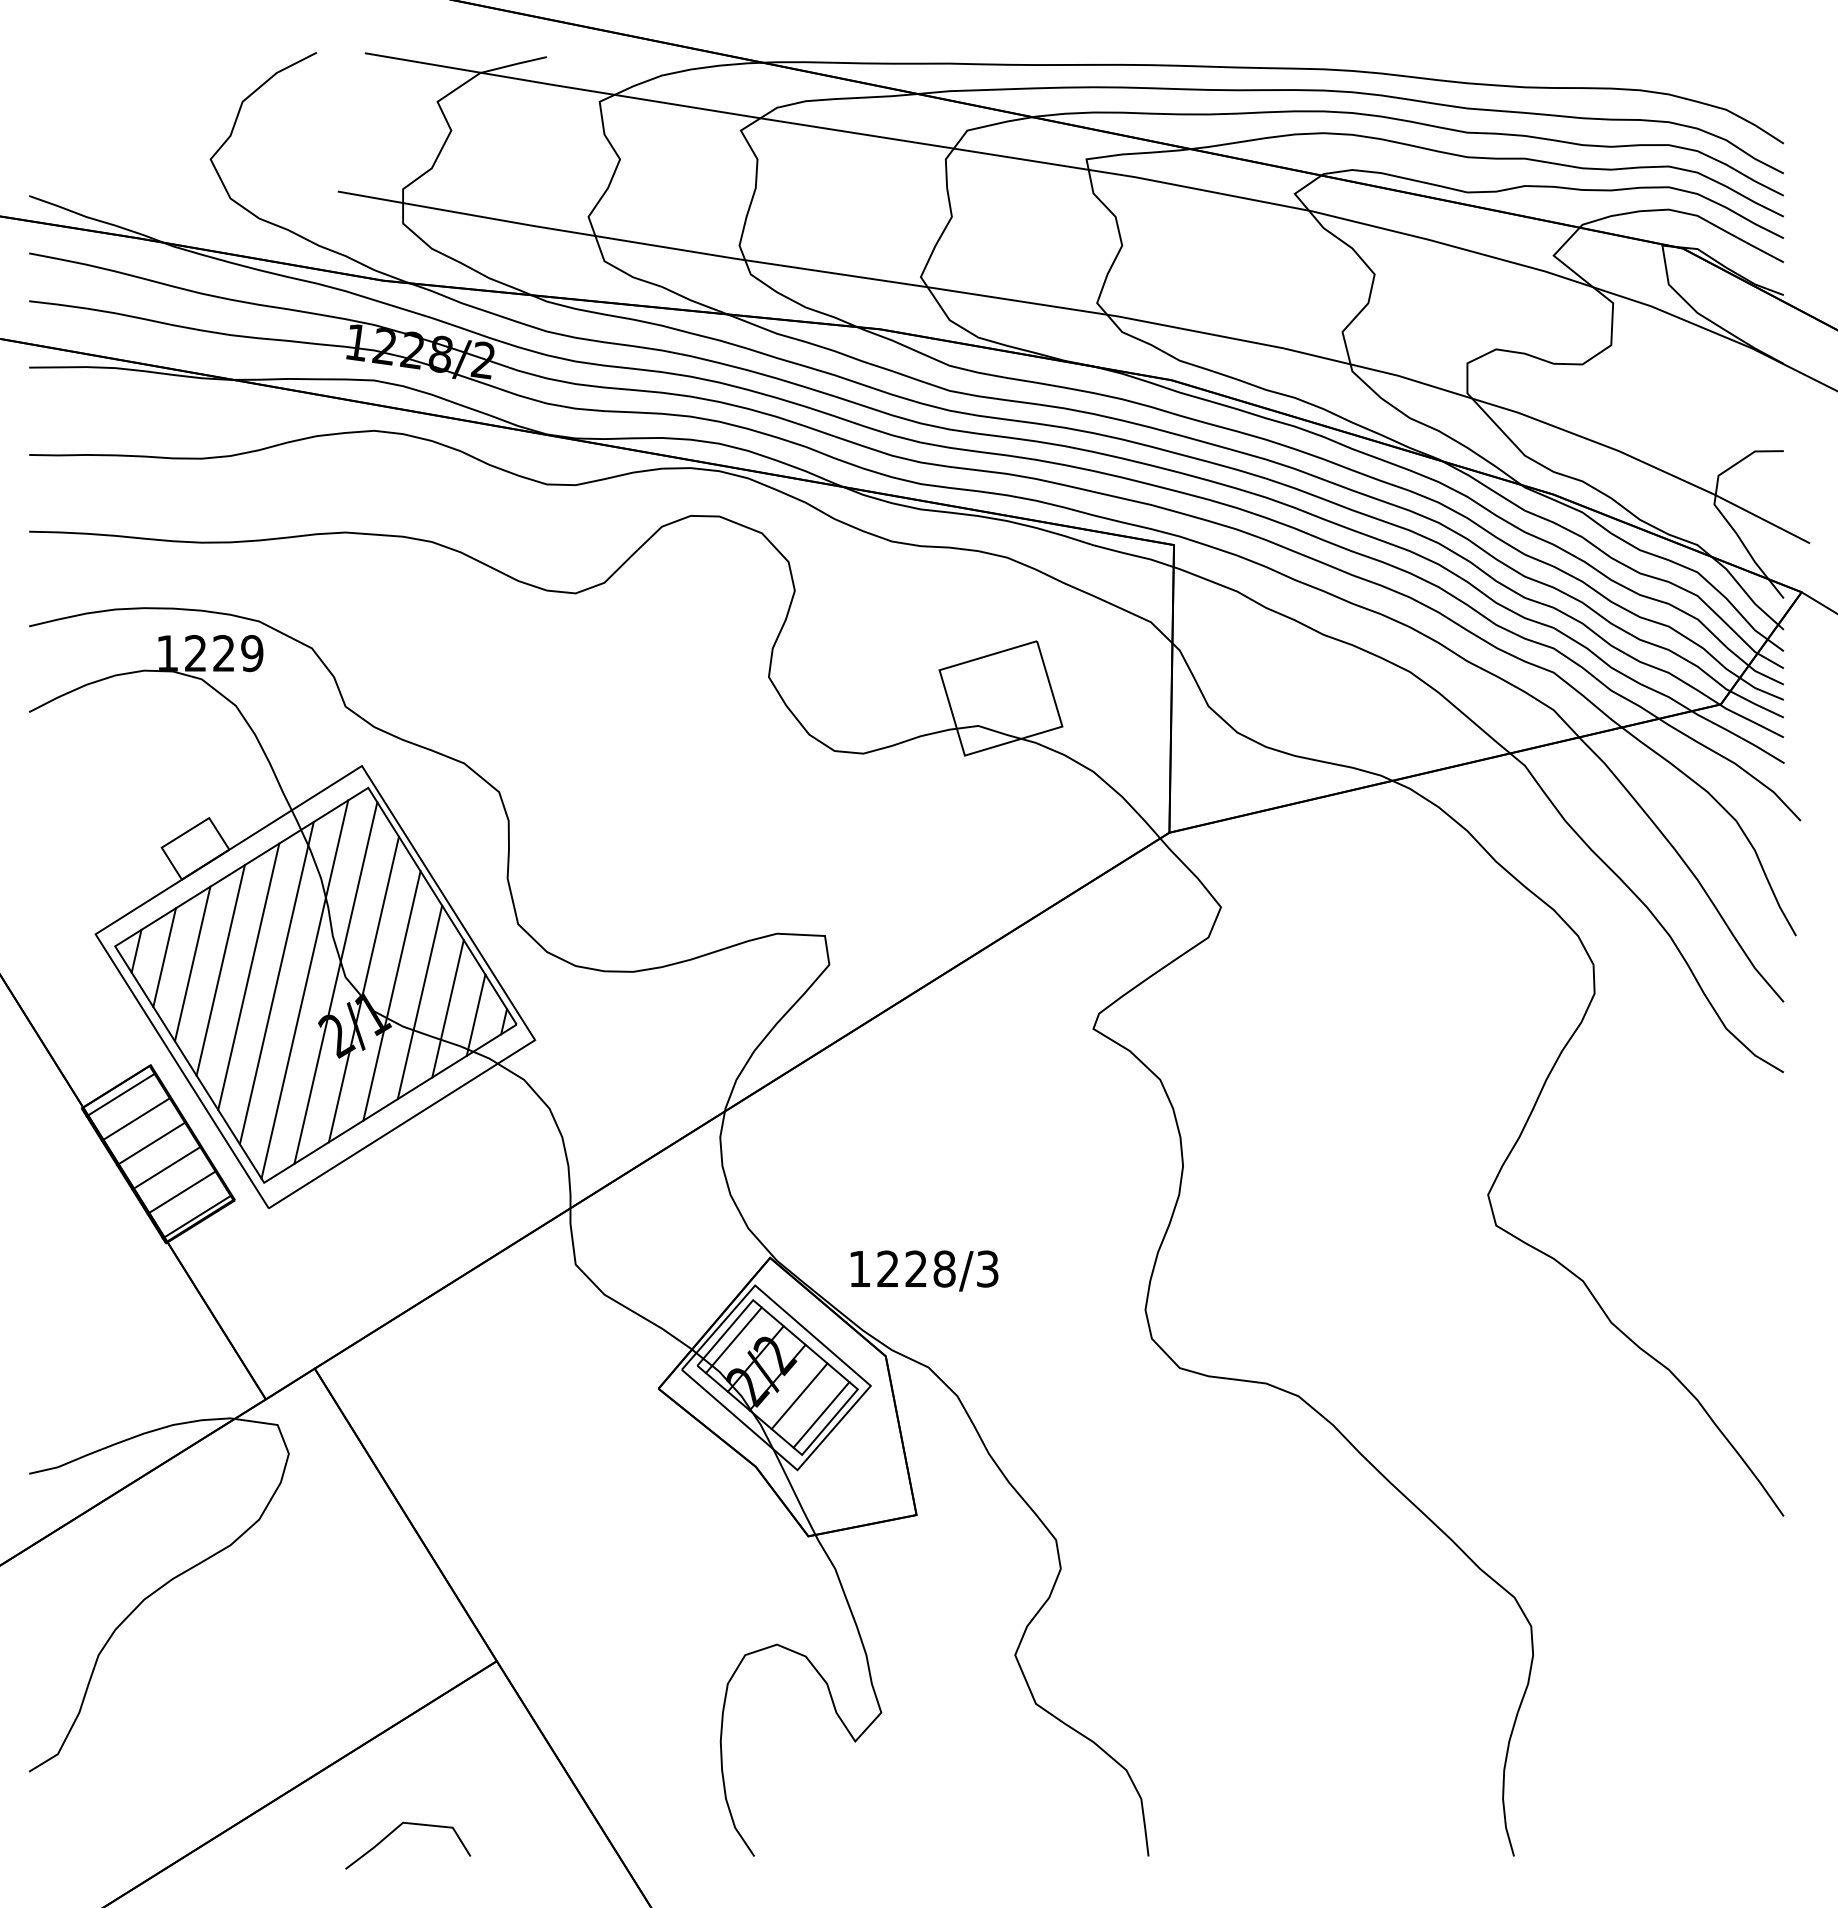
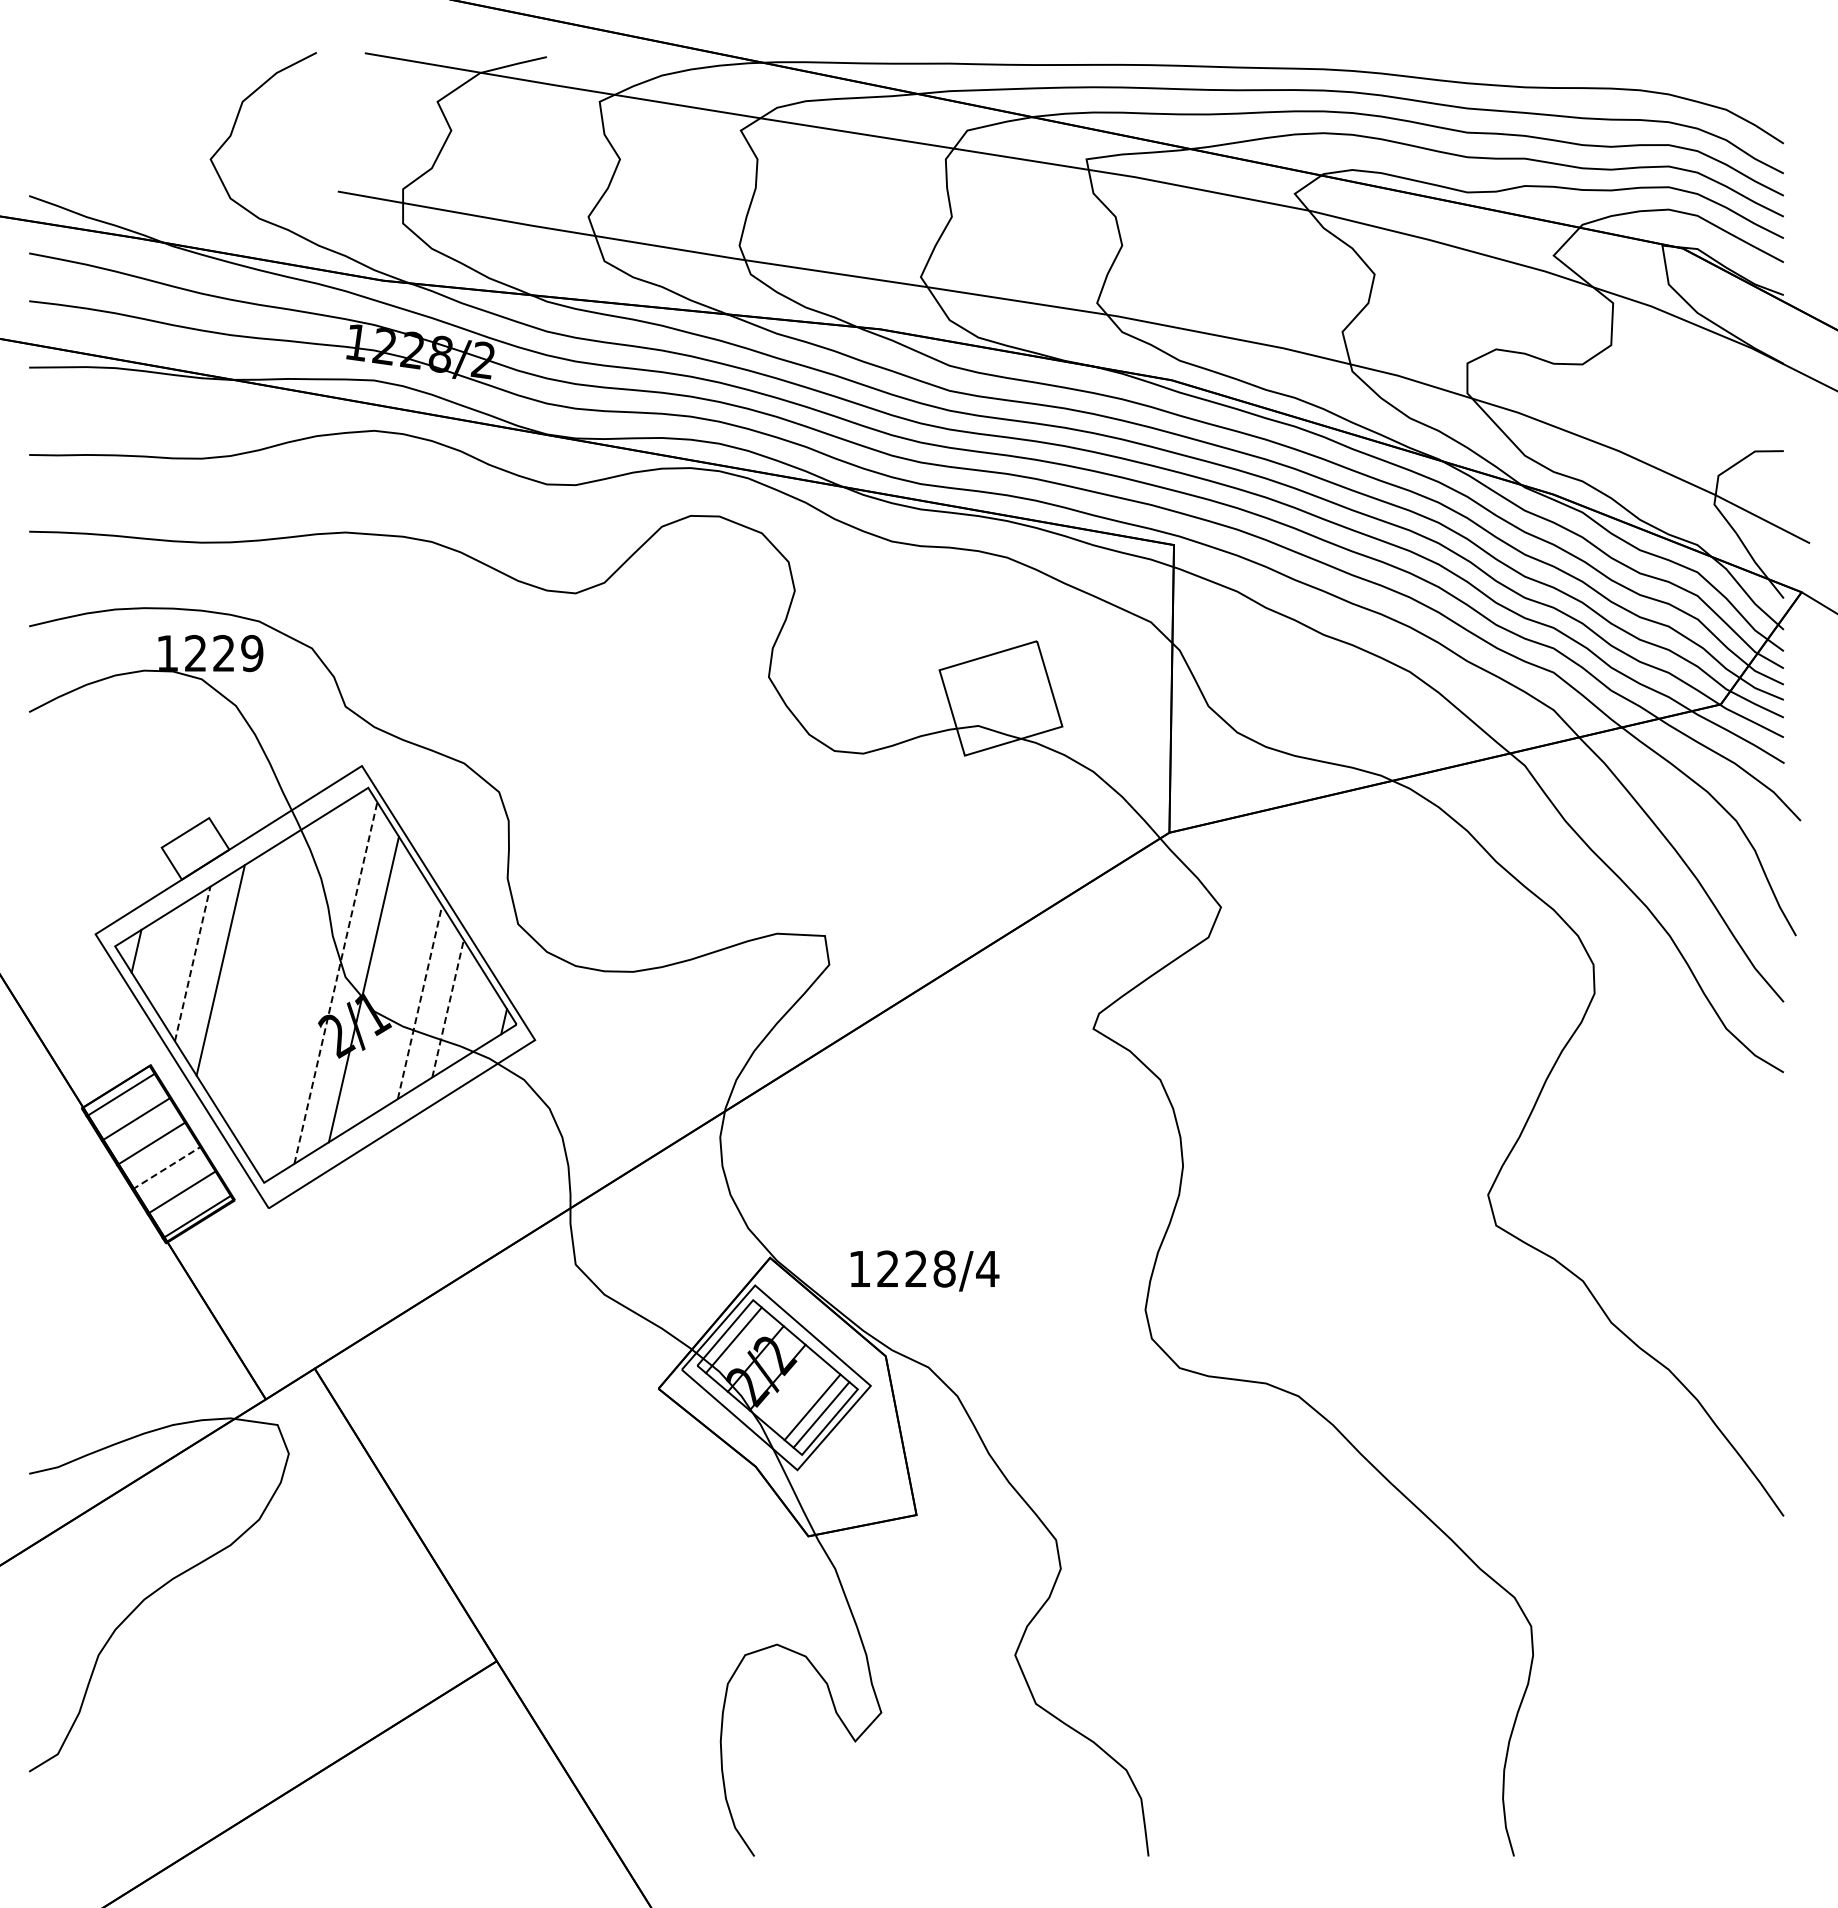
line: present -> none (164, 957)
line: solid -> dashed (192, 963)
line: present -> none (248, 976)
line: solid -> dashed (336, 982)
line: present -> none (276, 983)
line: present -> none (304, 989)
line: present -> none (391, 995)
line: solid -> dashed (420, 1001)
line: solid -> dashed (448, 1008)
line: present -> none (475, 1014)
line: solid -> dashed (166, 1168)
text: 1228/3 -> 1228/4 (987, 1268)
line position: (799, 1396) -> (812, 1407) (812, 1407)
line: present -> none (394, 1831)
